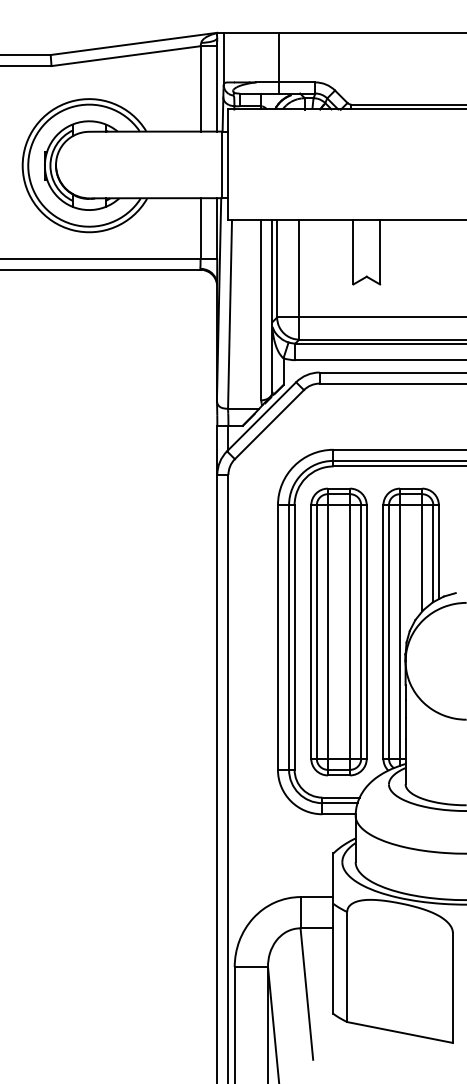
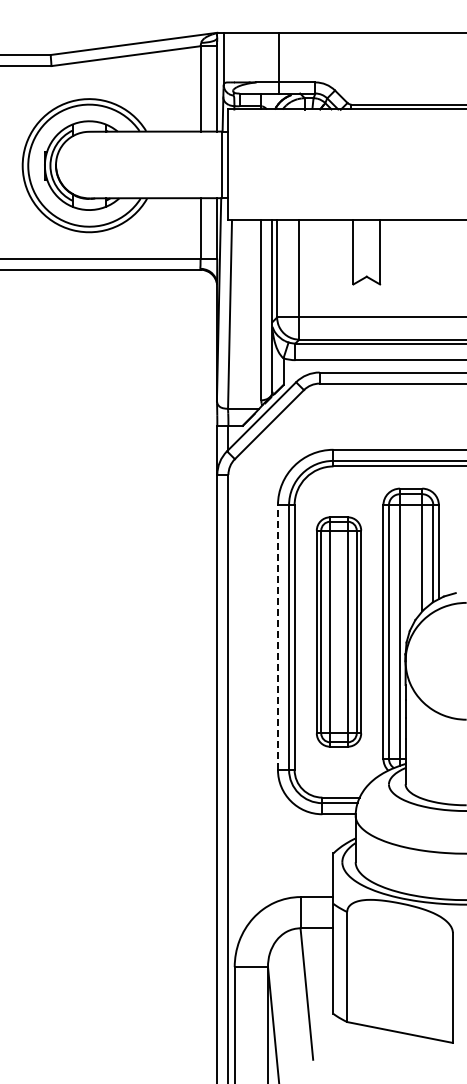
part size: 58x290 px -> 47x232 px (339, 631)
line: solid -> dashed (277, 637)
